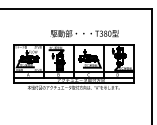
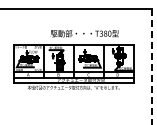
line: solid -> dashed (151, 67)
